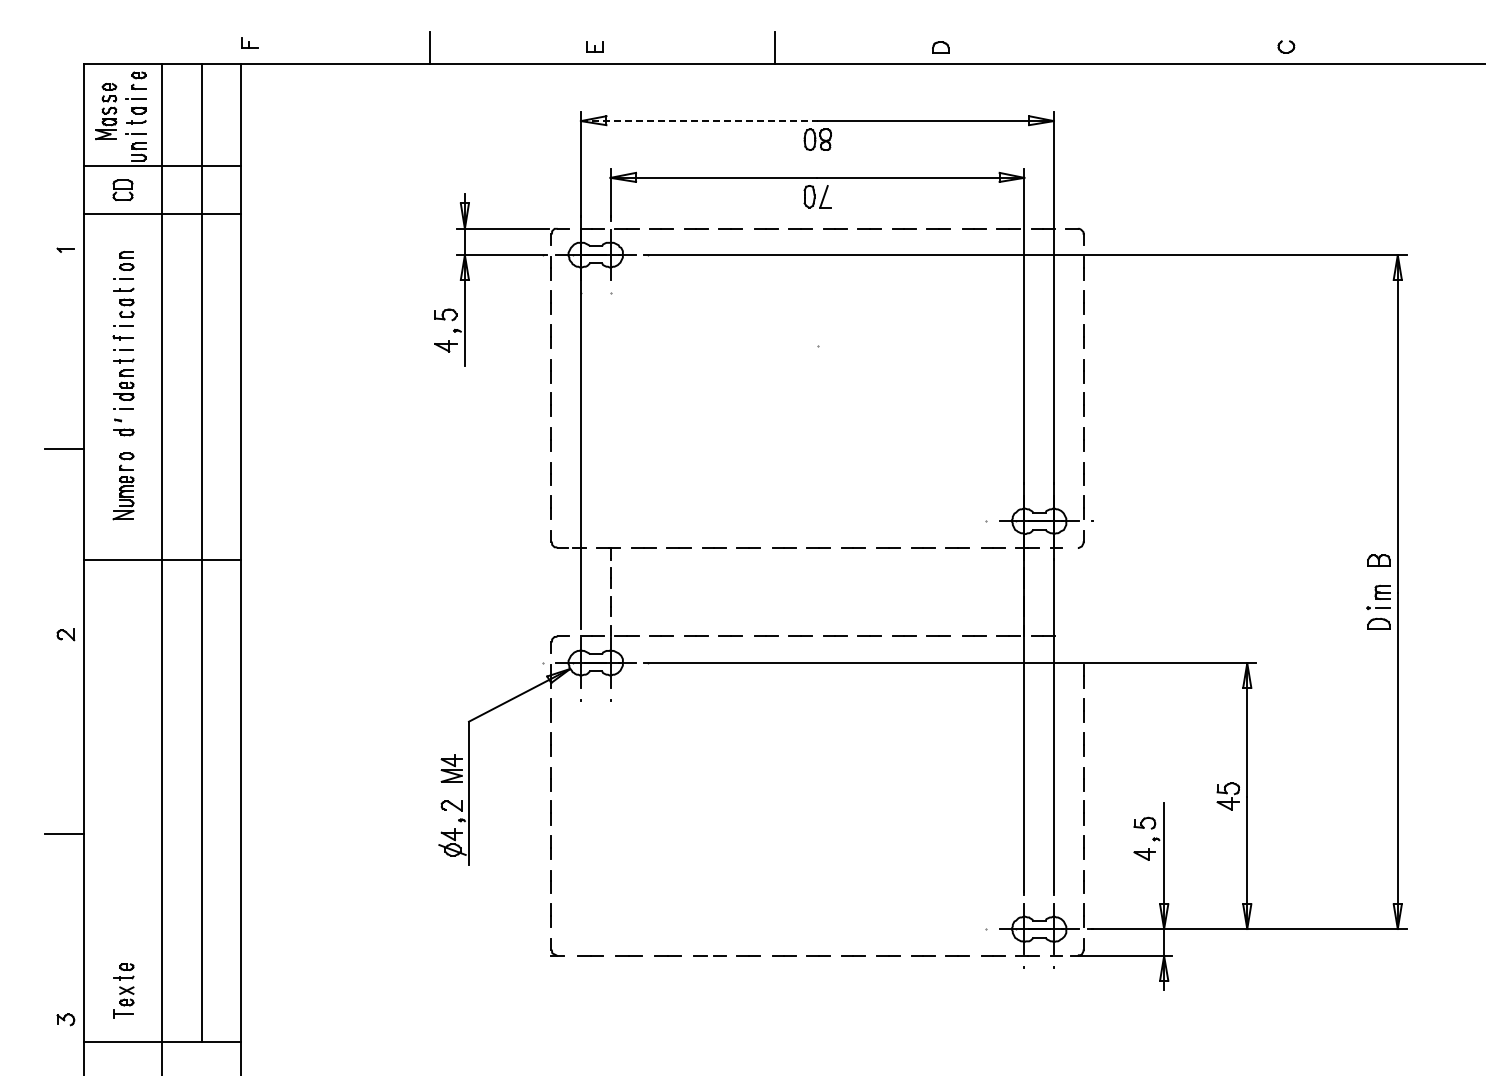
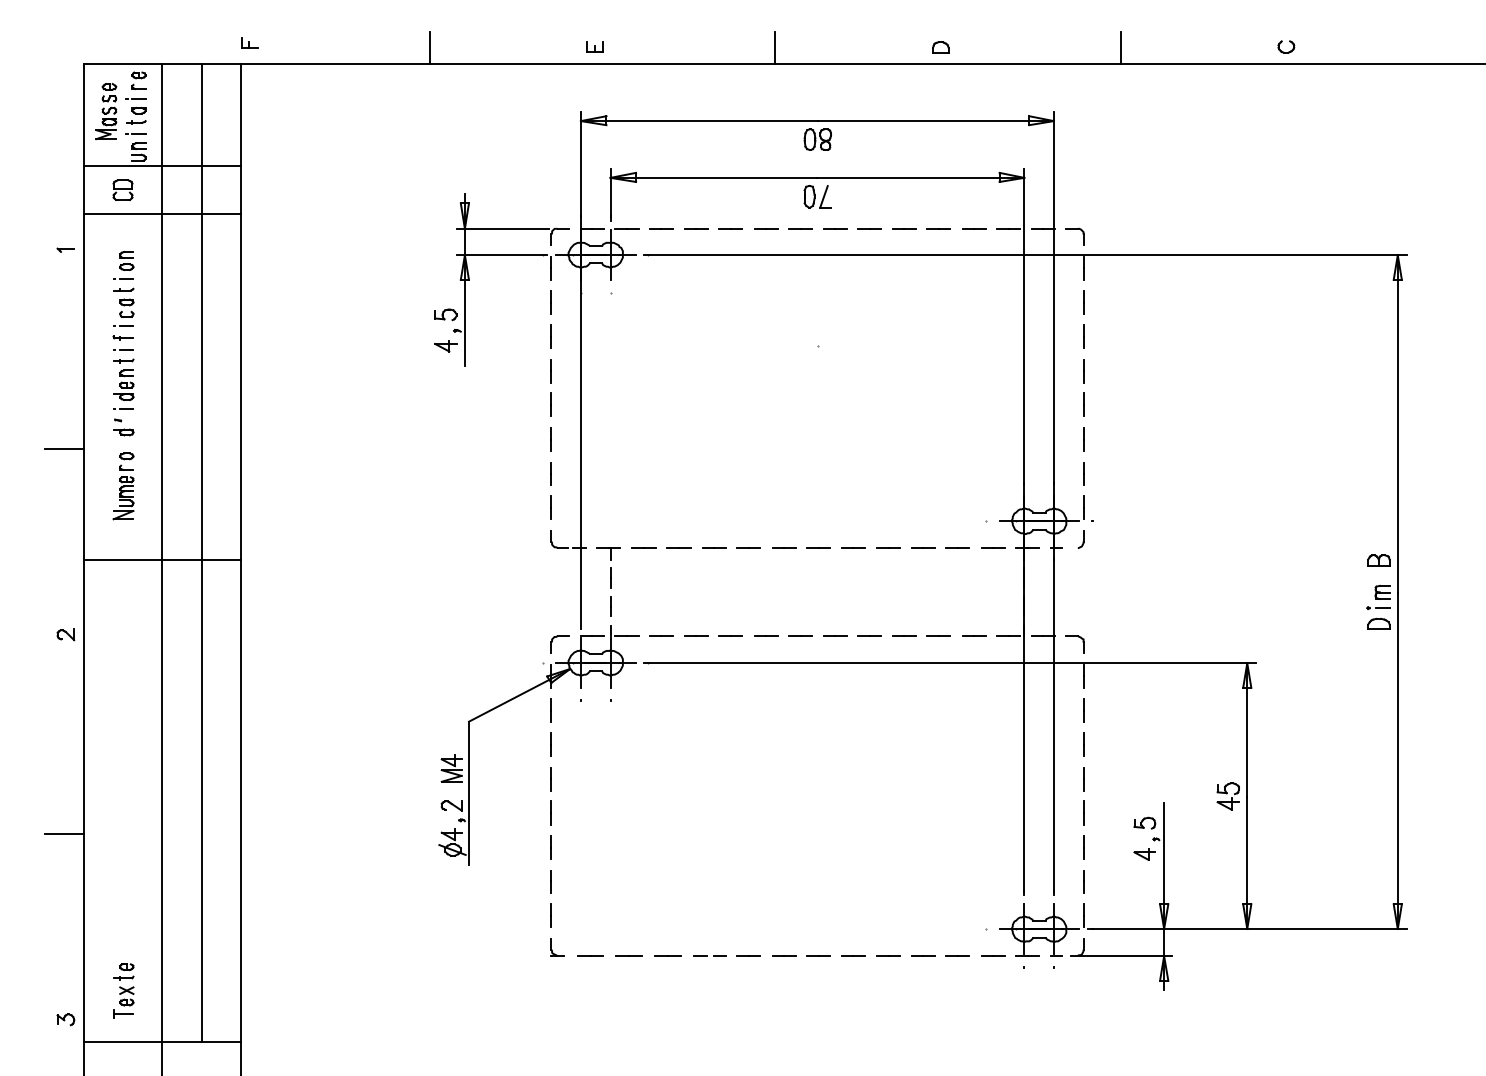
line: none -> present (1120, 48)
line: dashed -> solid (699, 121)
part: none -> present (1074, 636)
